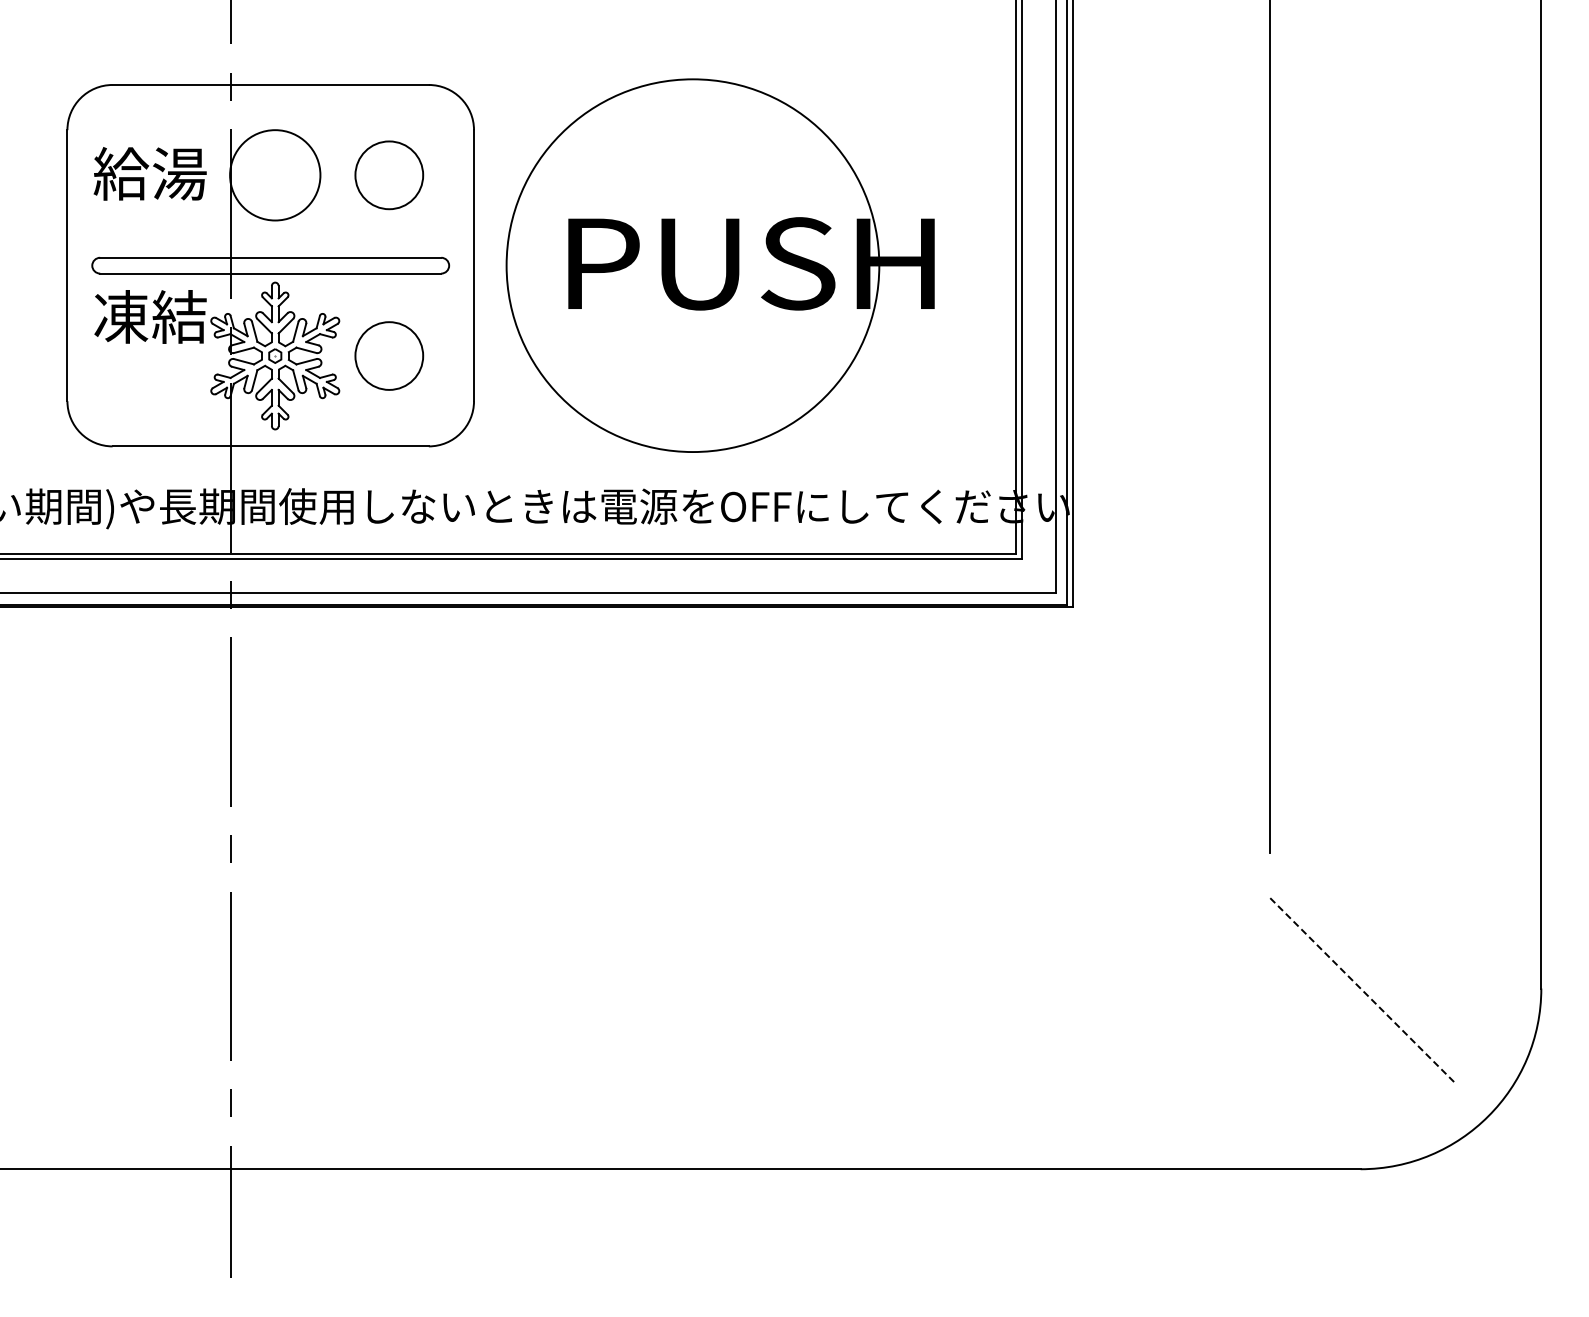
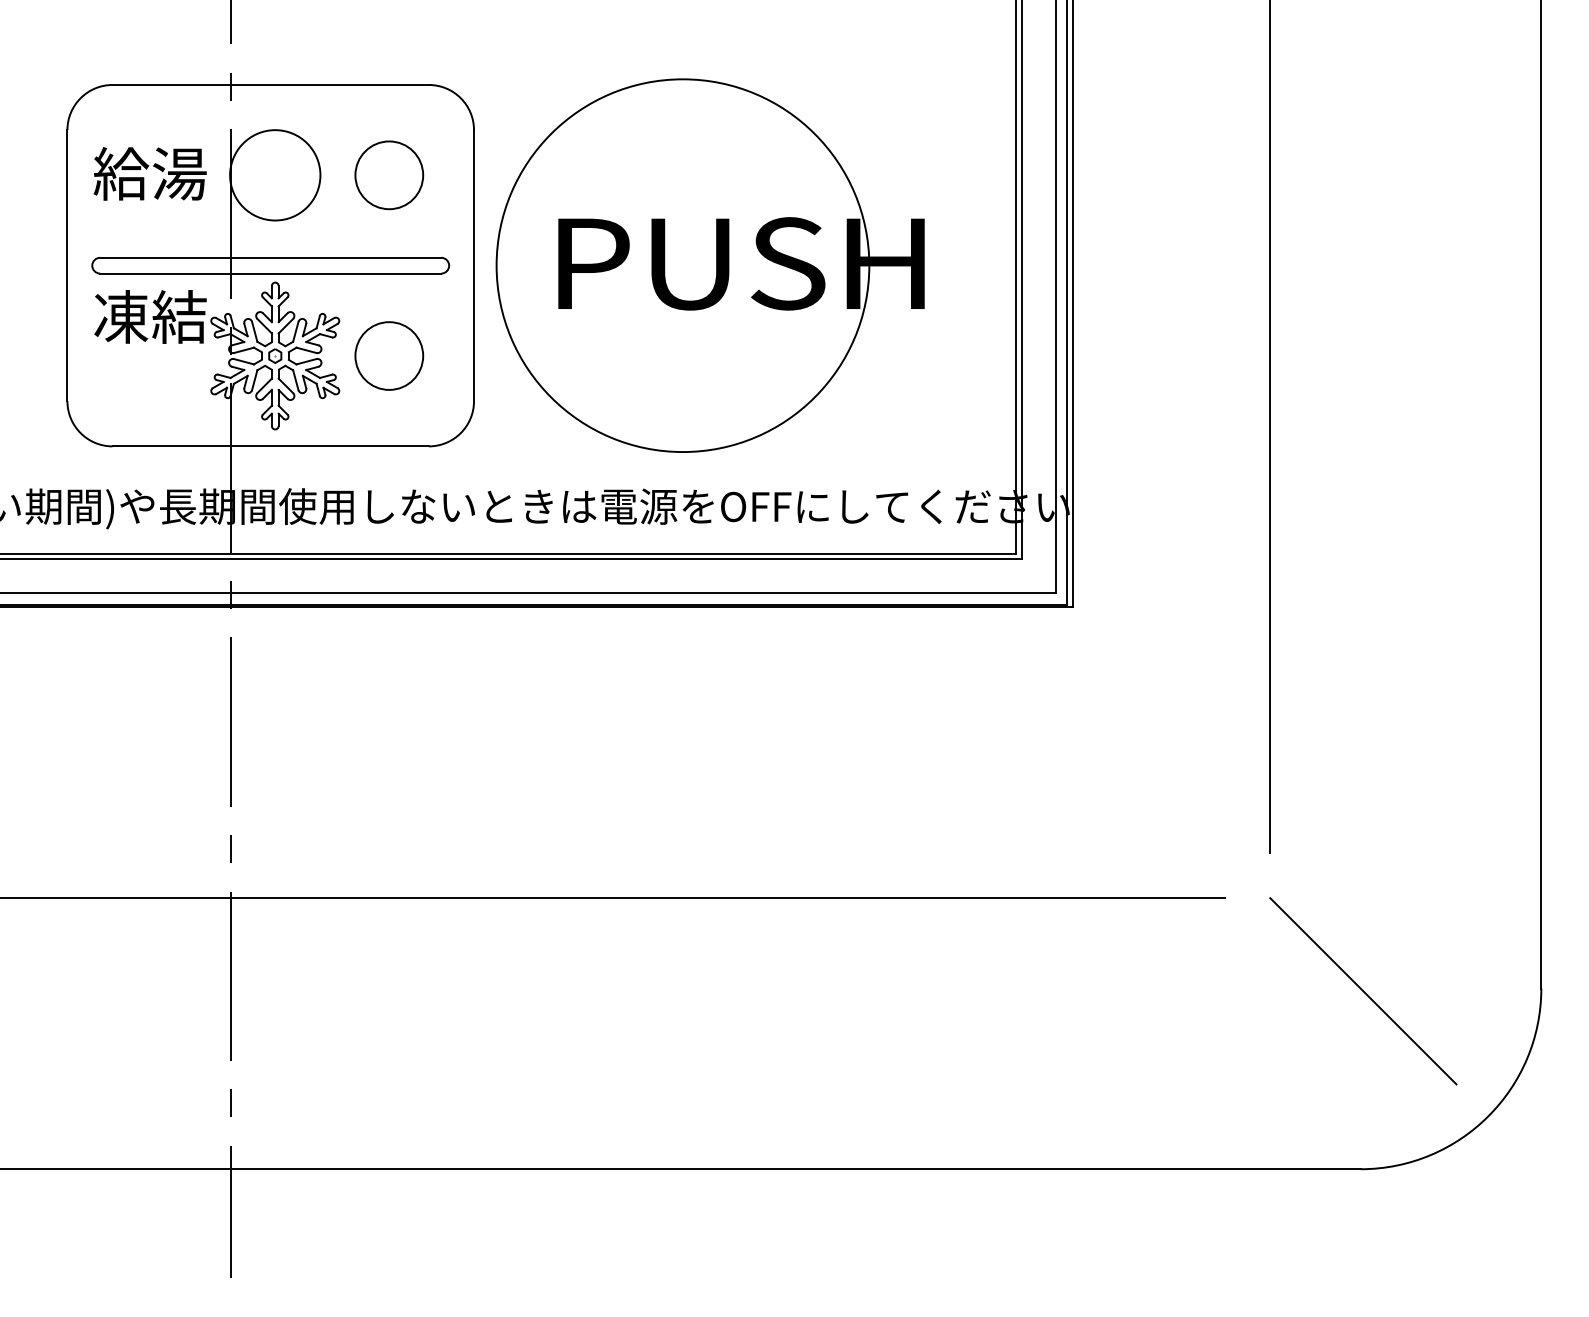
part position: (719, 265) -> (709, 265) (709, 265)
line: none -> present (613, 898)
line: dashed -> solid (1363, 991)
